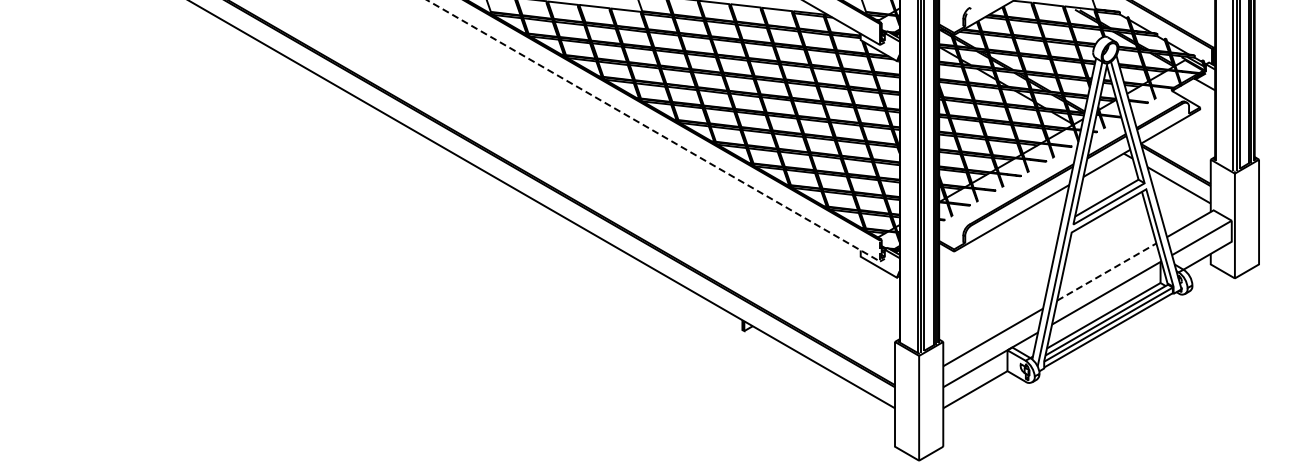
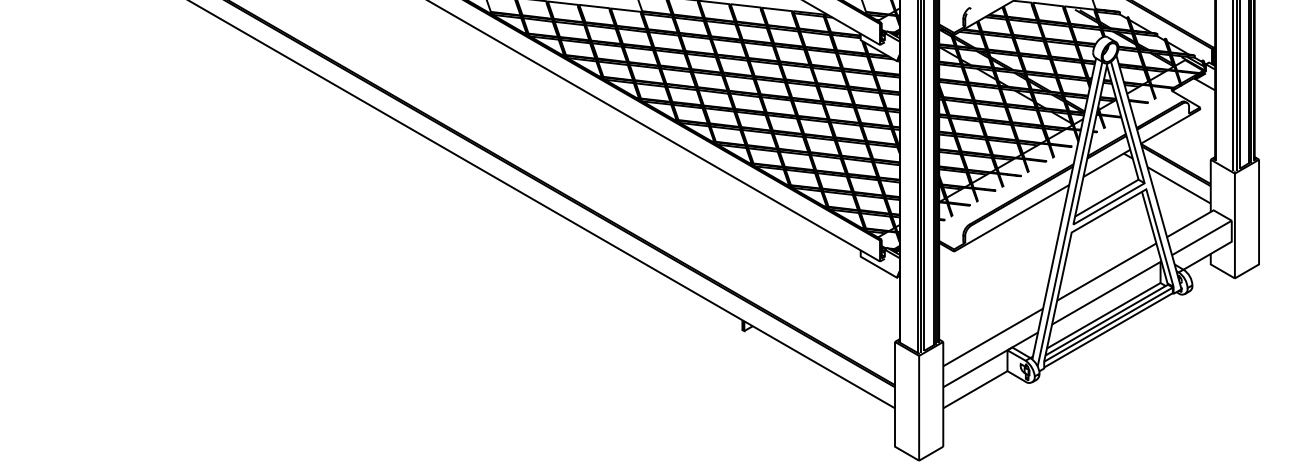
line: dashed -> solid (663, 136)
line: dashed -> solid (1107, 271)
